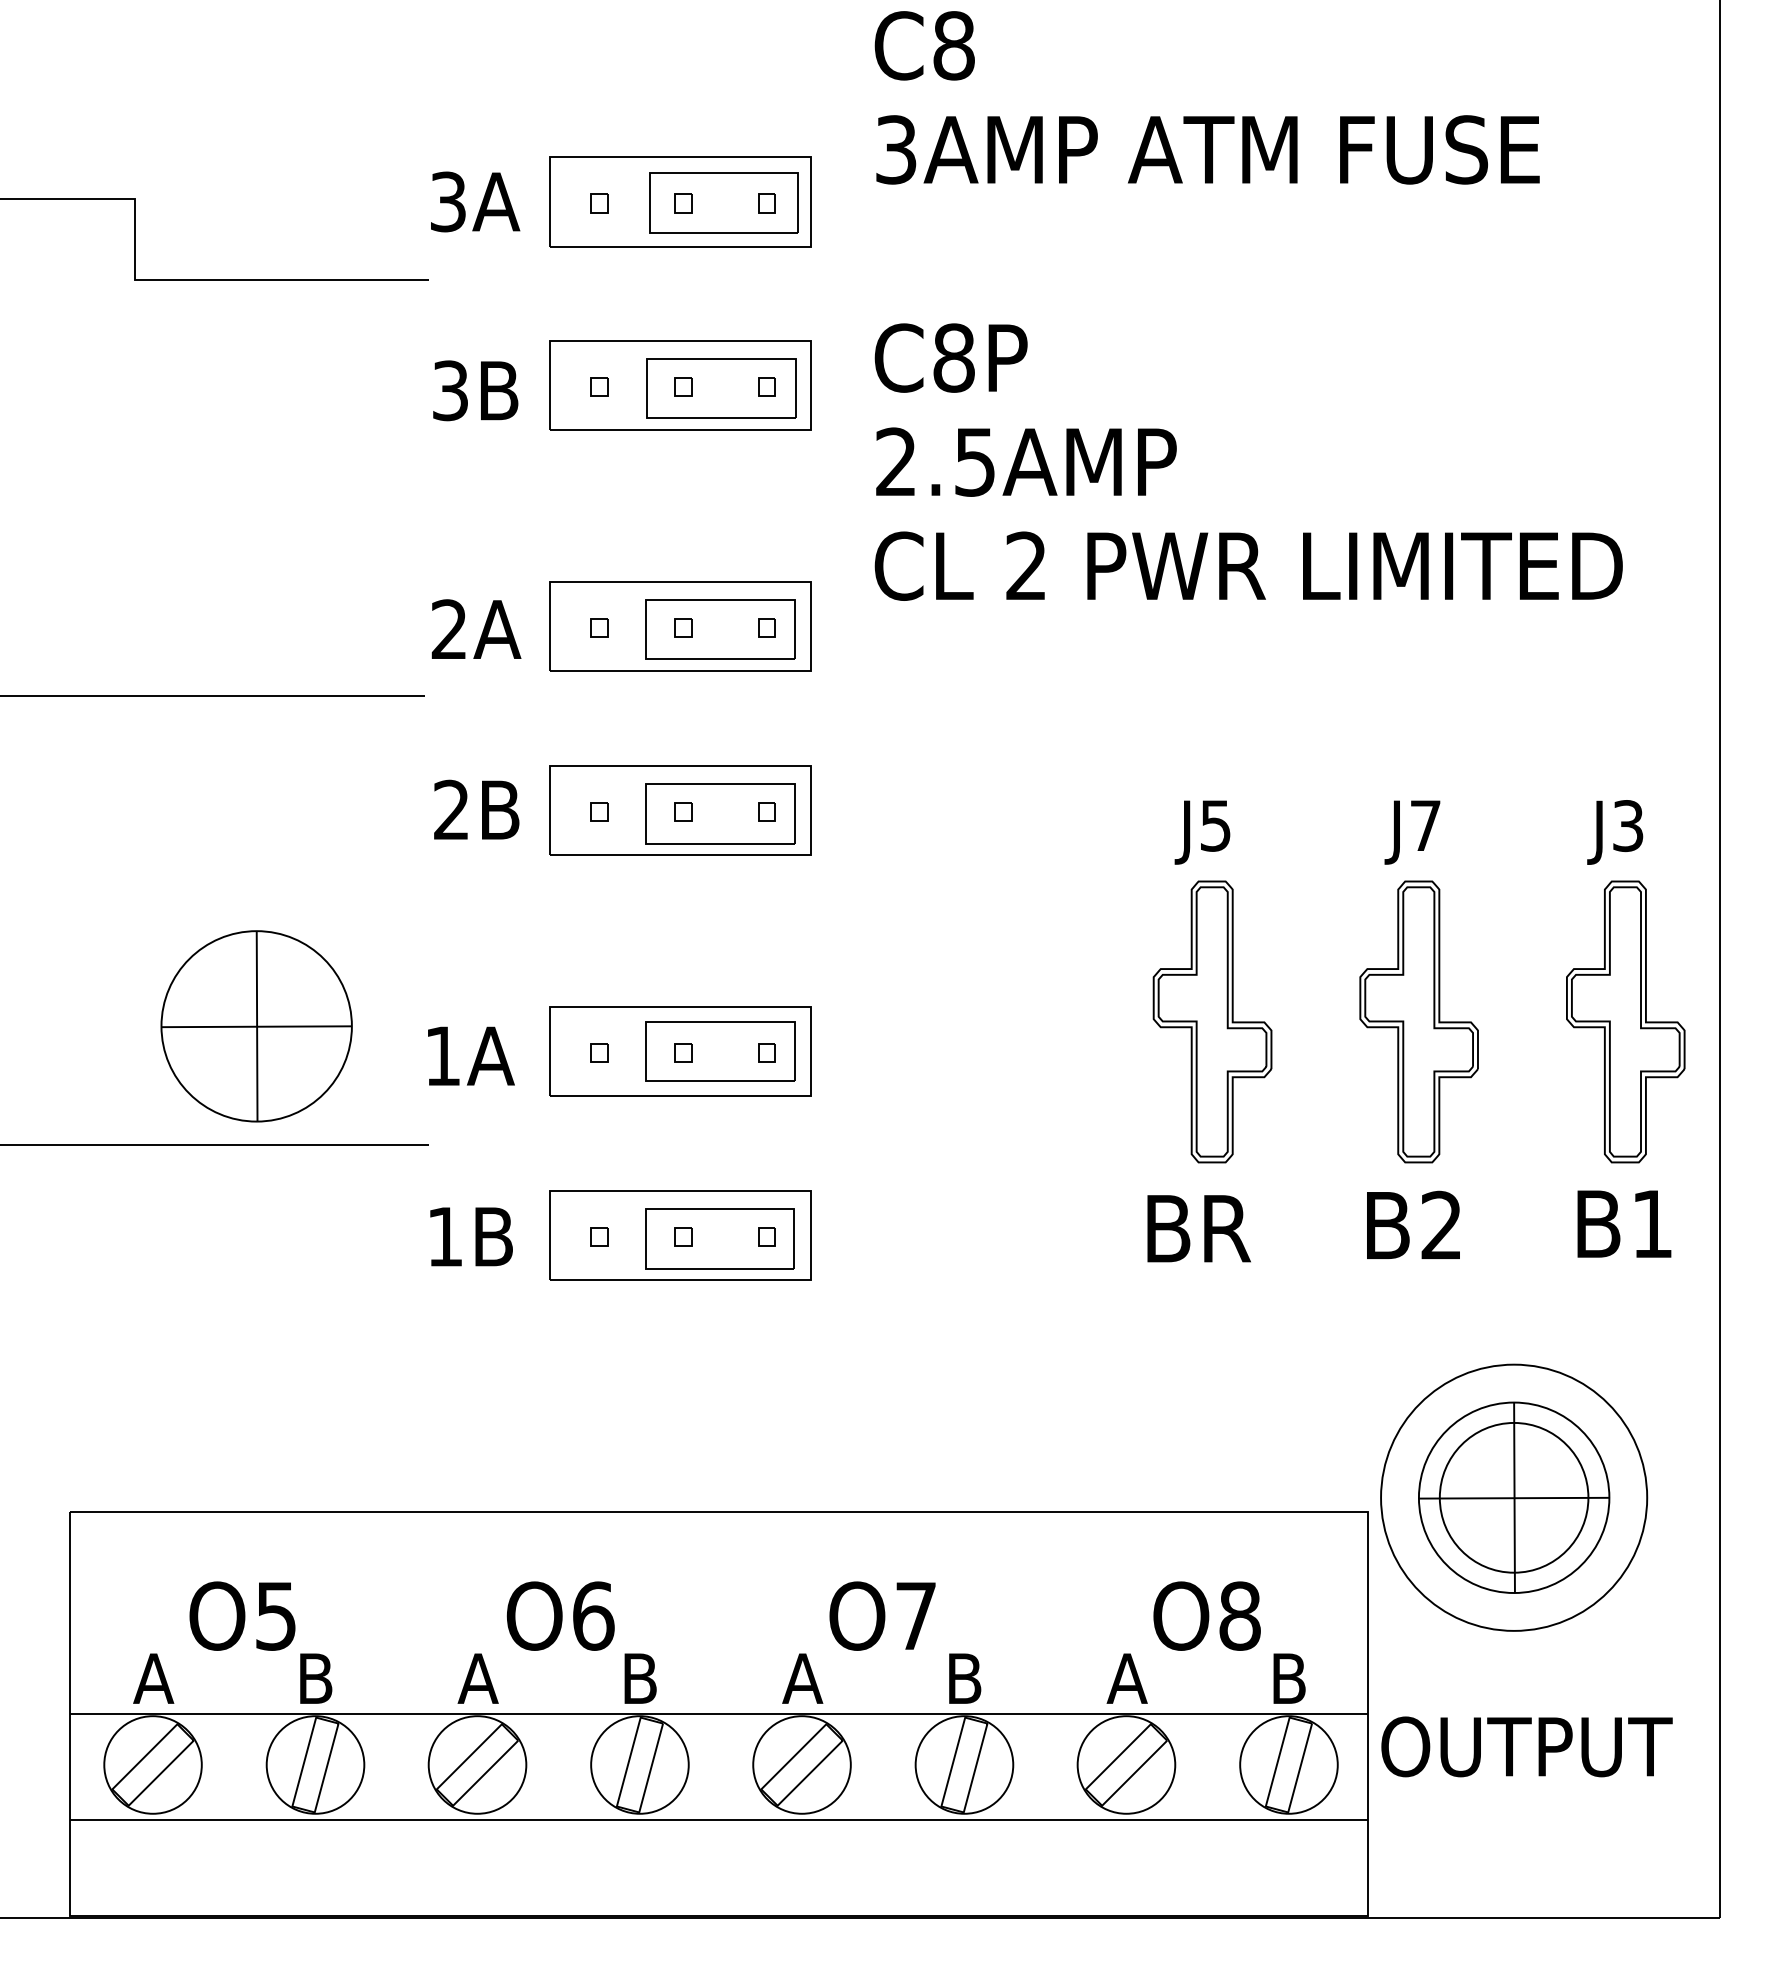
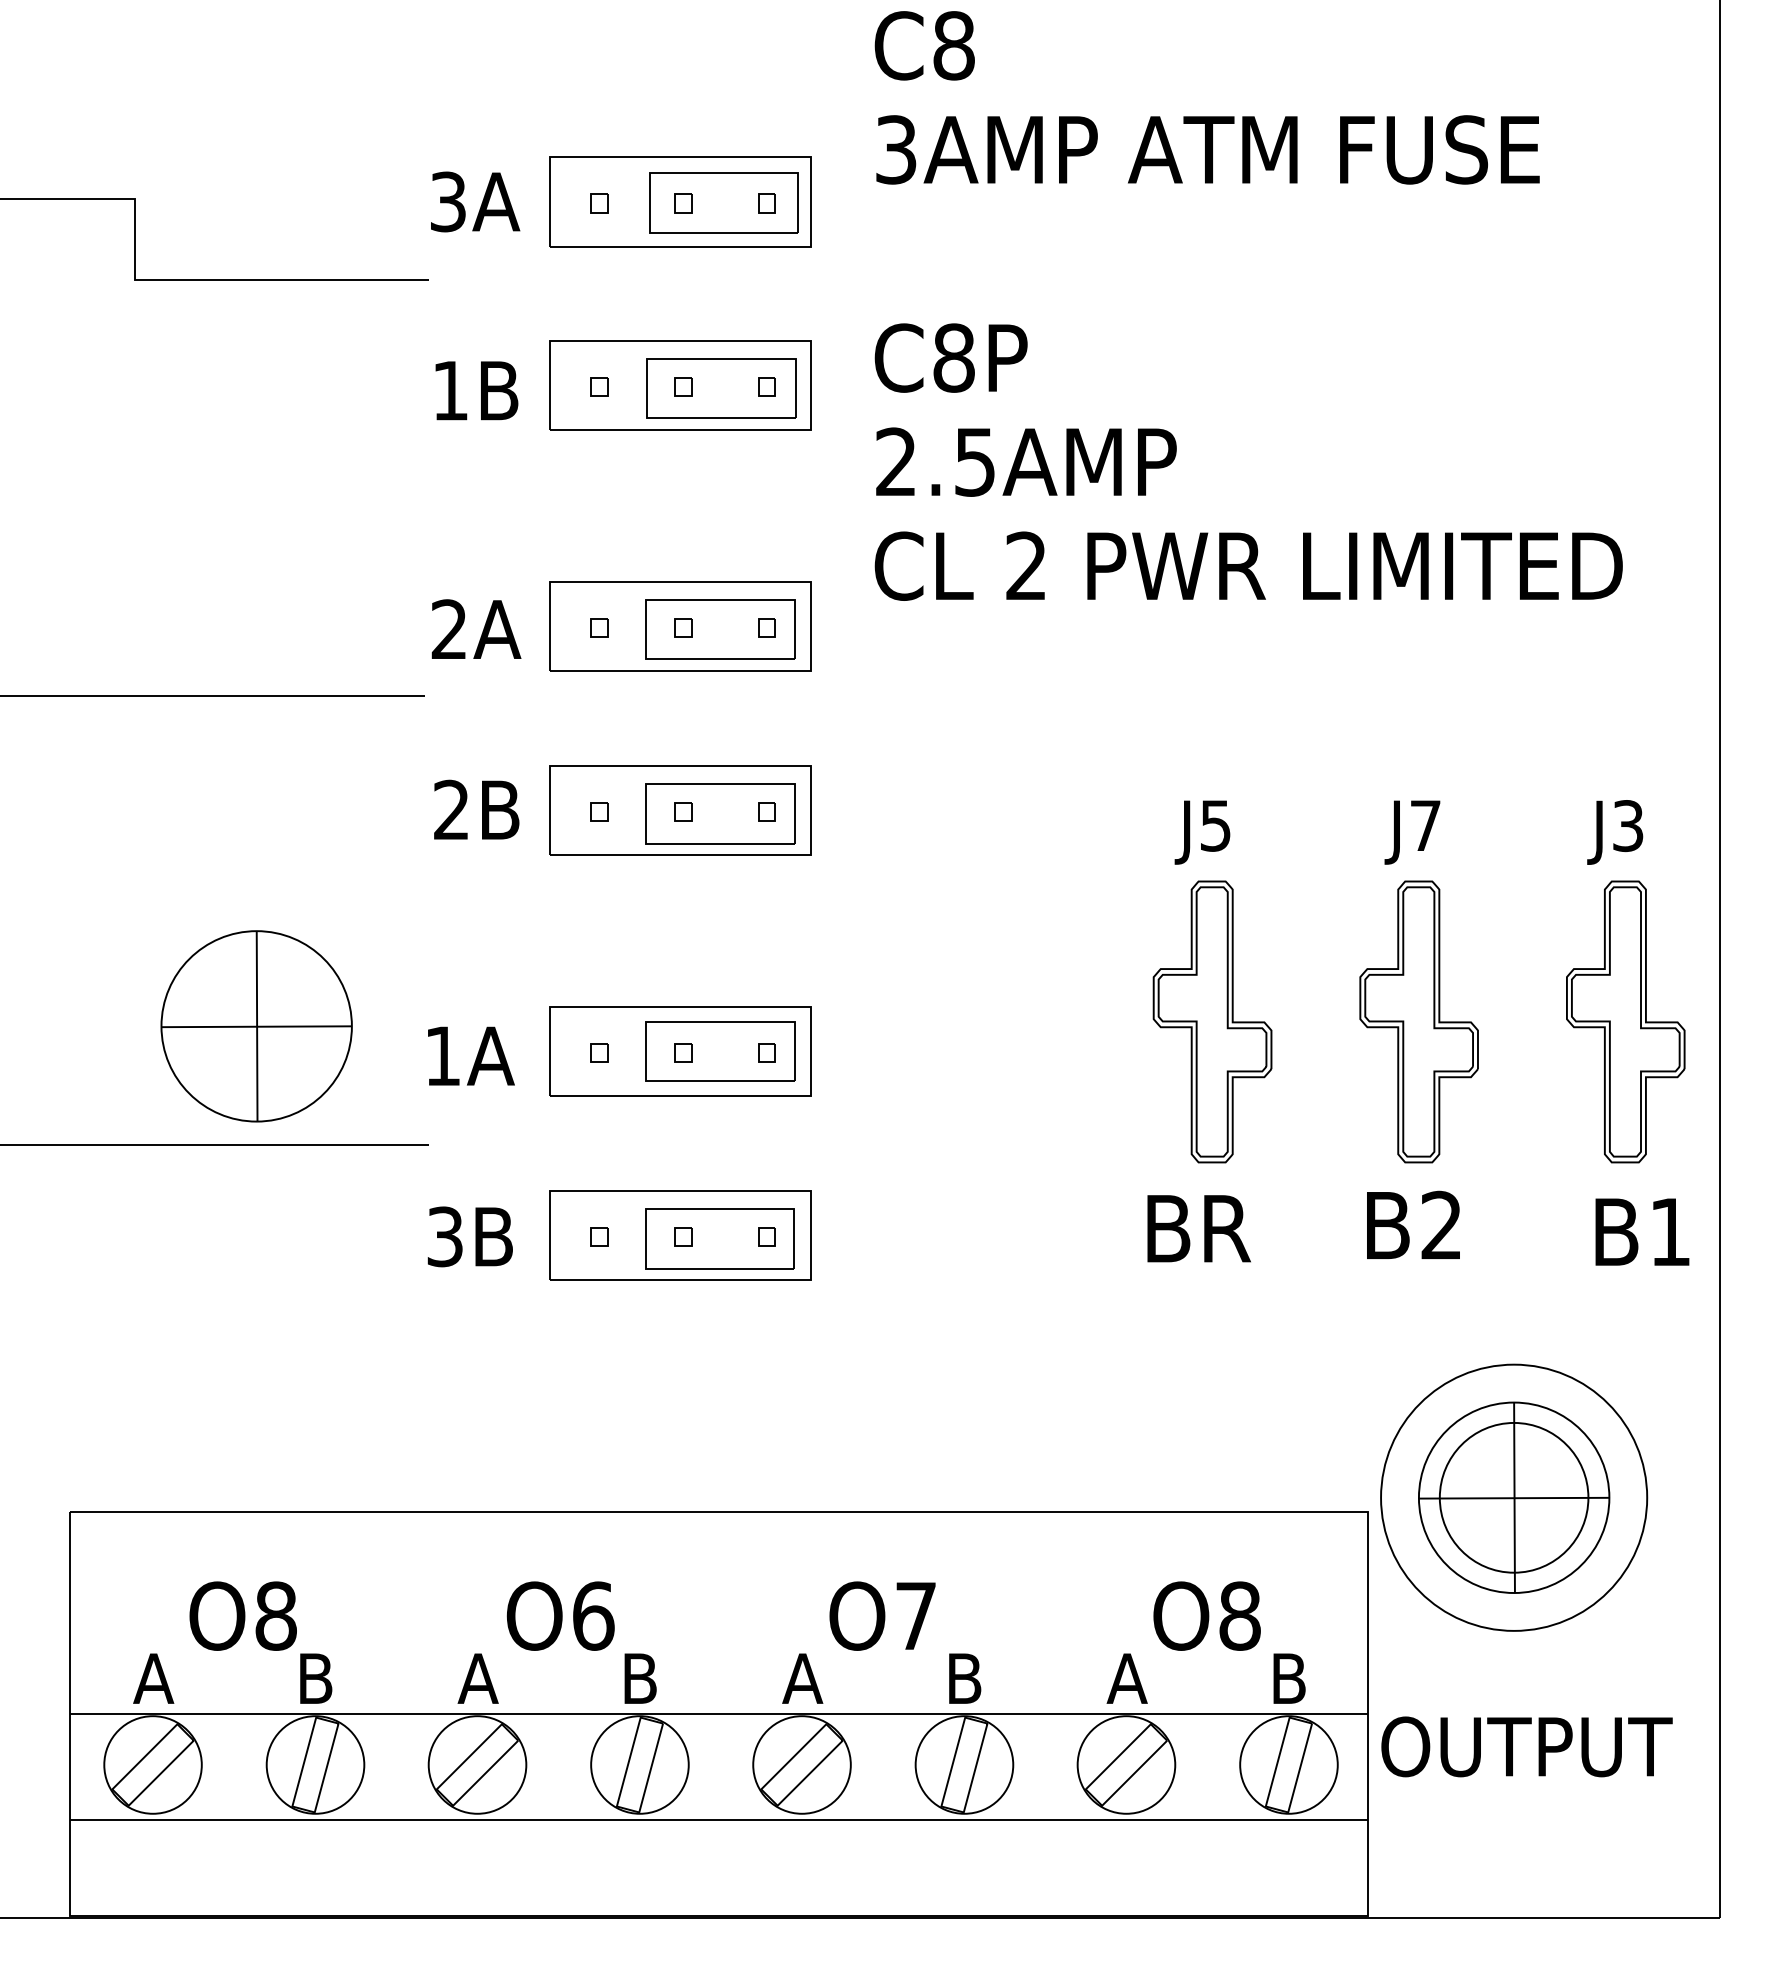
text: 3B -> 1B (450, 390)
text position: (1624, 1223) -> (1642, 1231) (1642, 1231)
text: 1B -> 3B (444, 1236)
text: O5 -> O8 (275, 1615)
